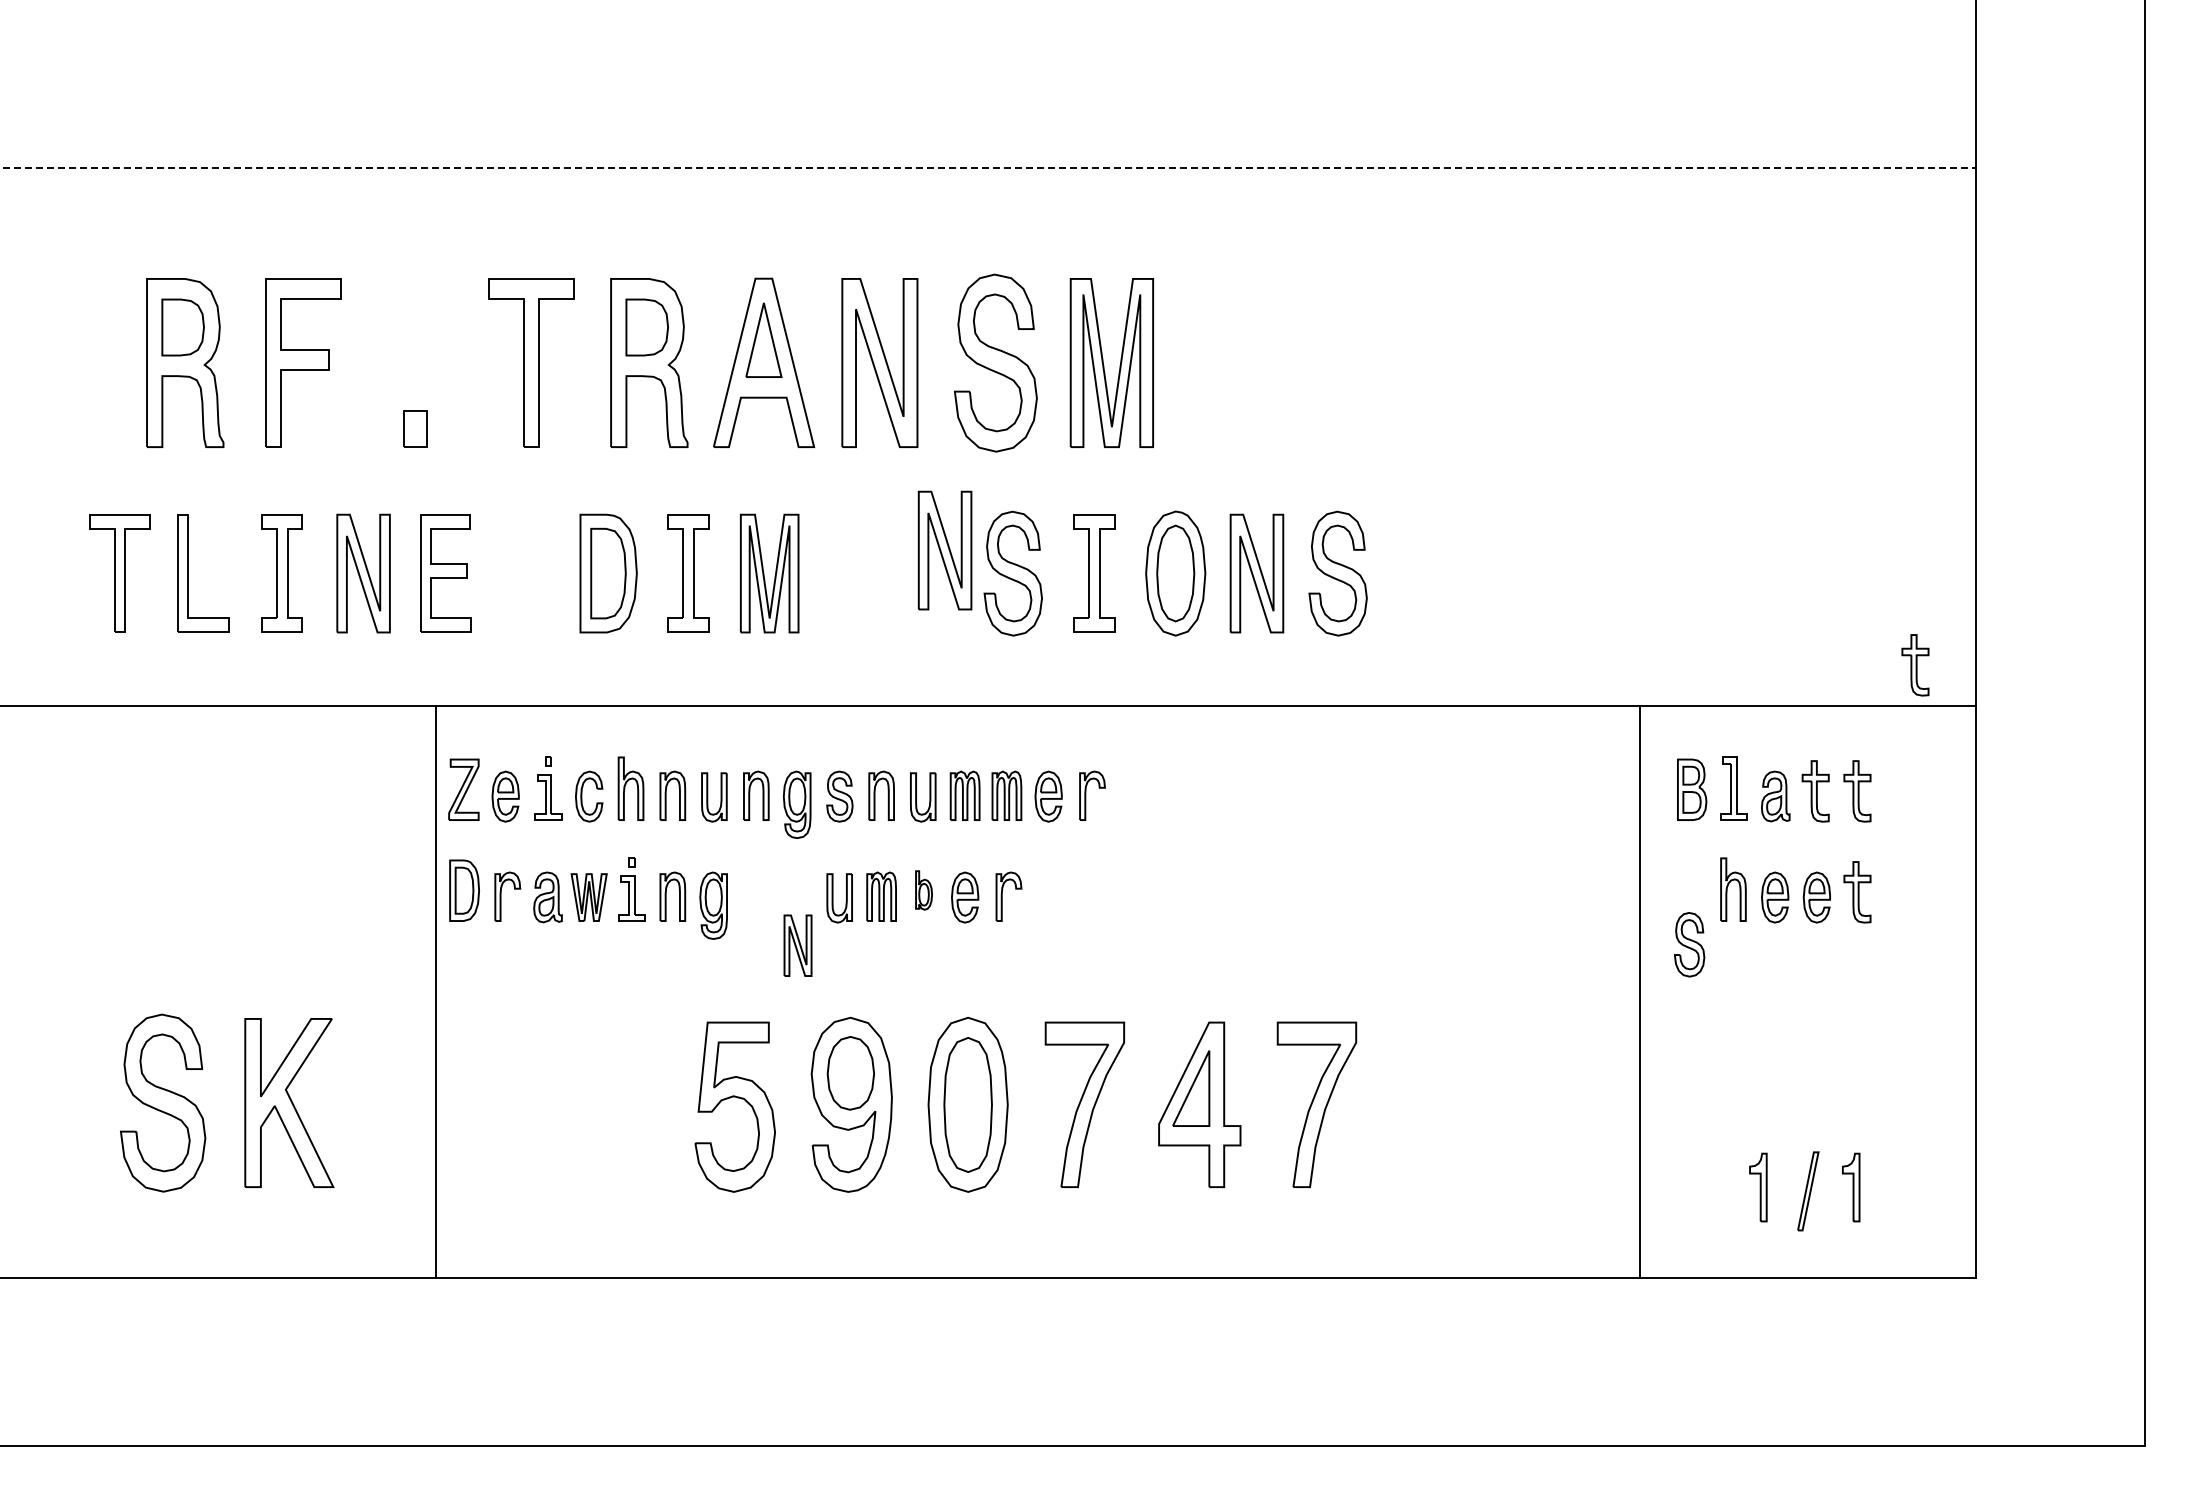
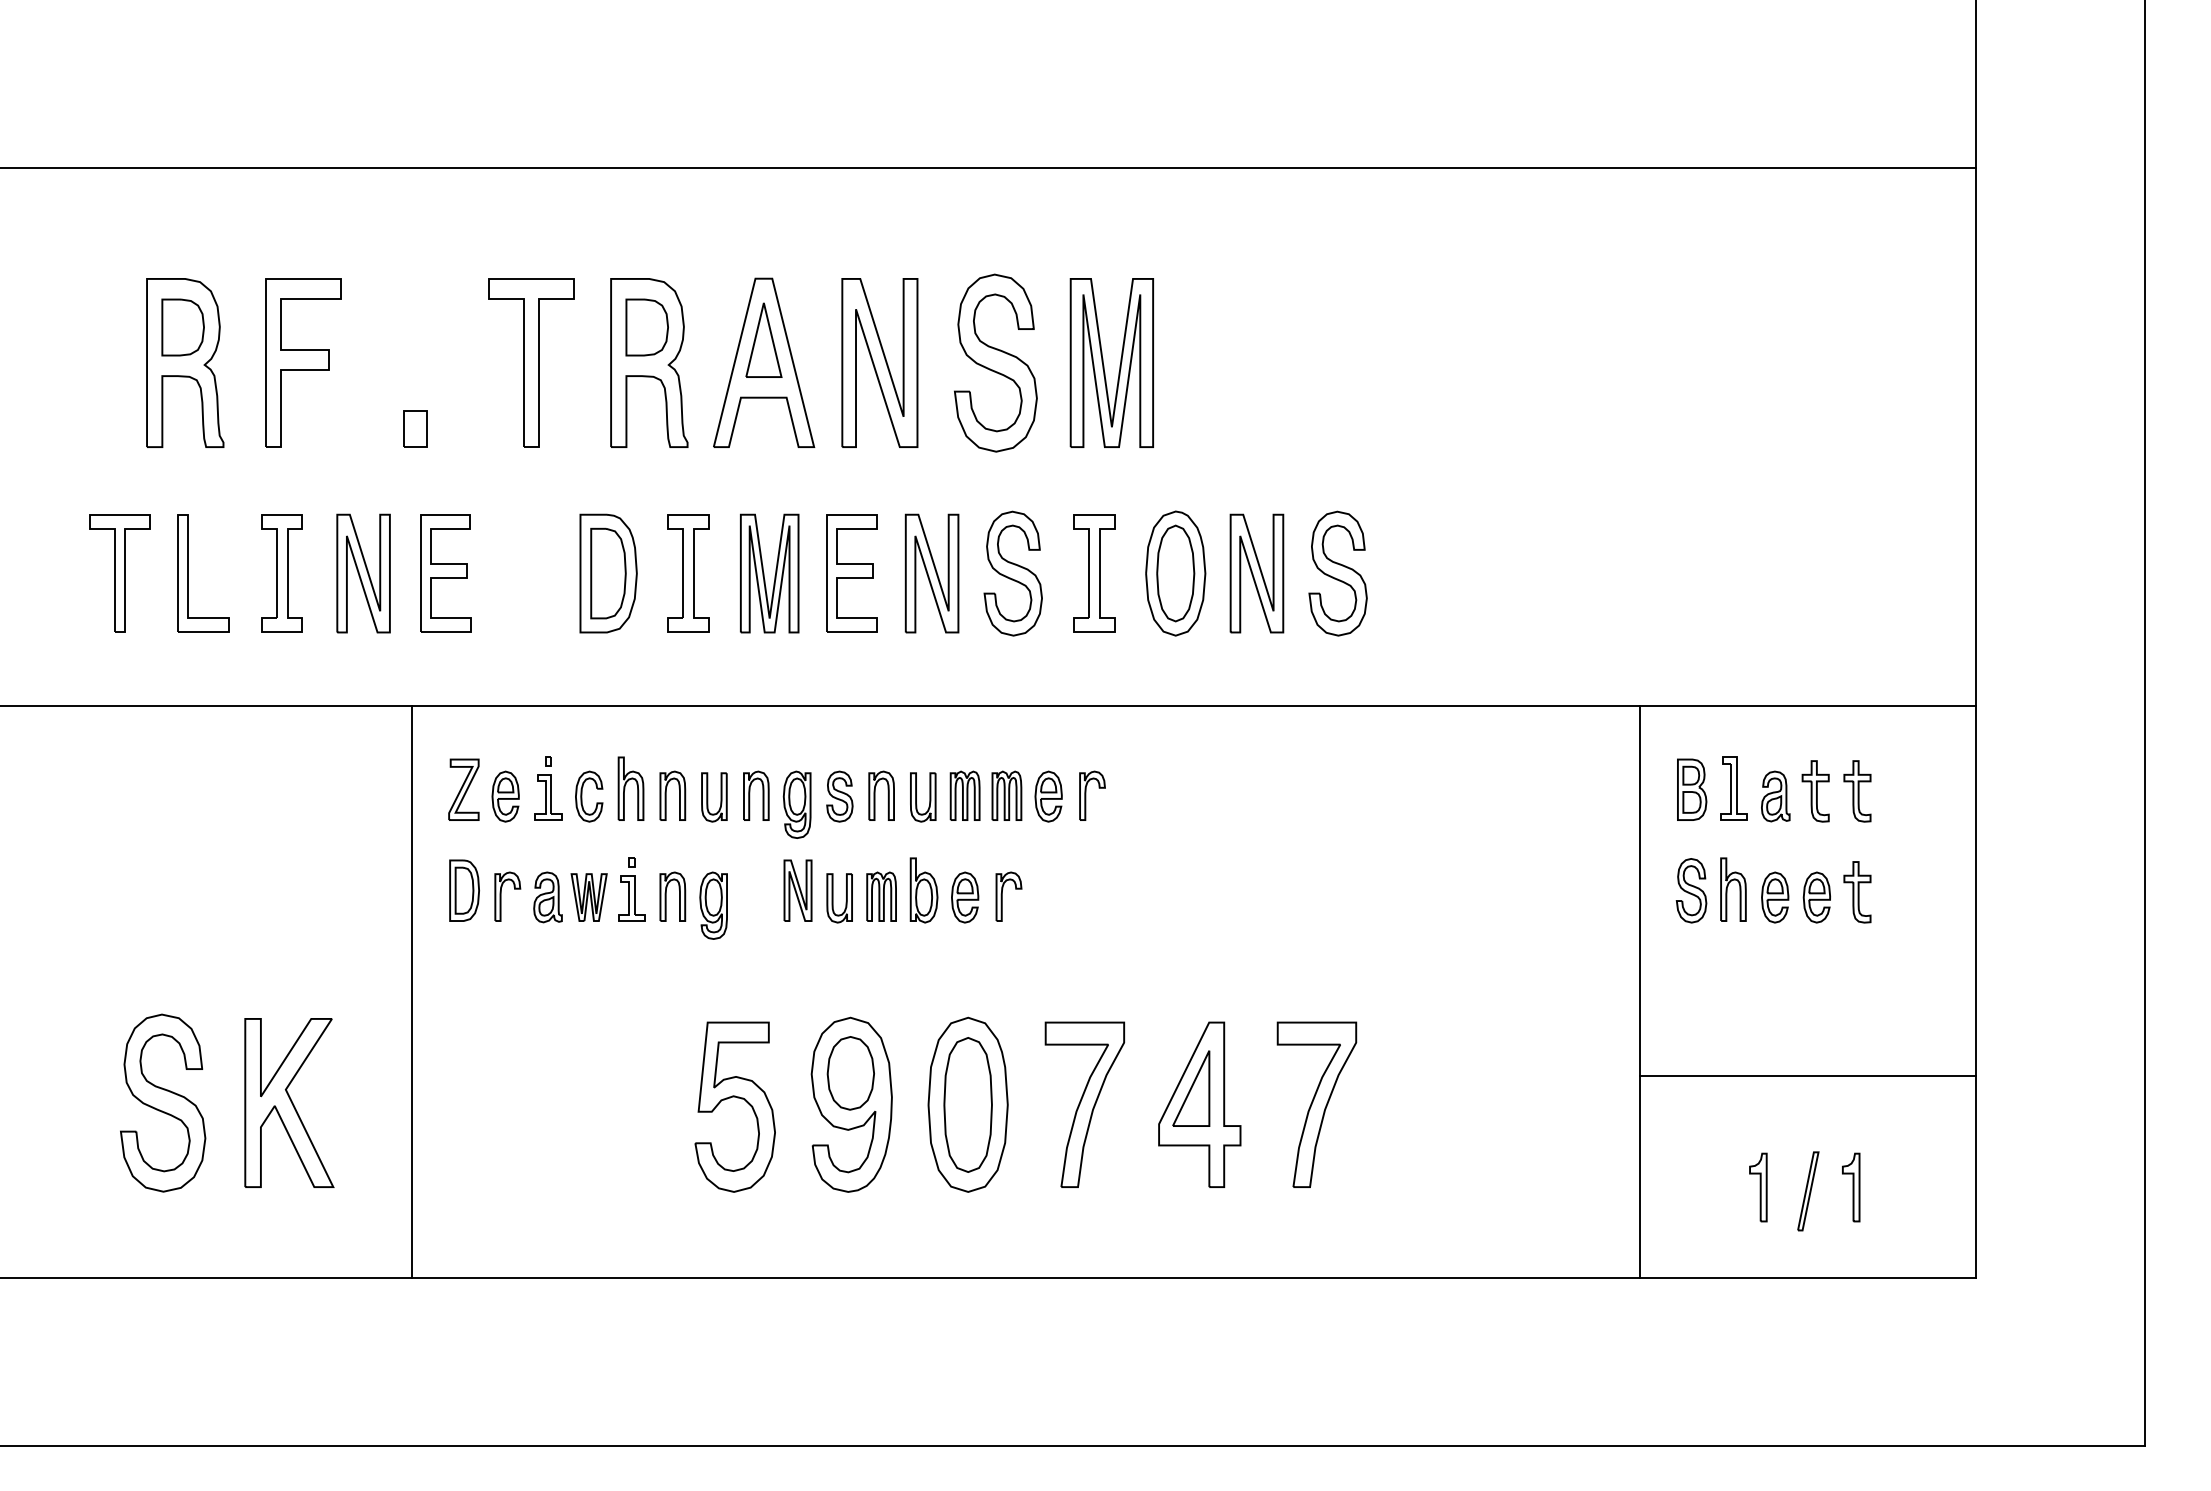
line: dashed -> solid (988, 167)
part position: (944, 550) -> (931, 573) (931, 573)
part: none -> present (851, 573)
part: present -> none (1915, 665)
part size: 18x41 px -> 30x67 px (923, 890)
part position: (1689, 944) -> (1691, 890) (1691, 890)
part position: (797, 945) -> (797, 890) (797, 890)
line position: (436, 991) -> (412, 991) (412, 991)
line: none -> present (1808, 1076)
